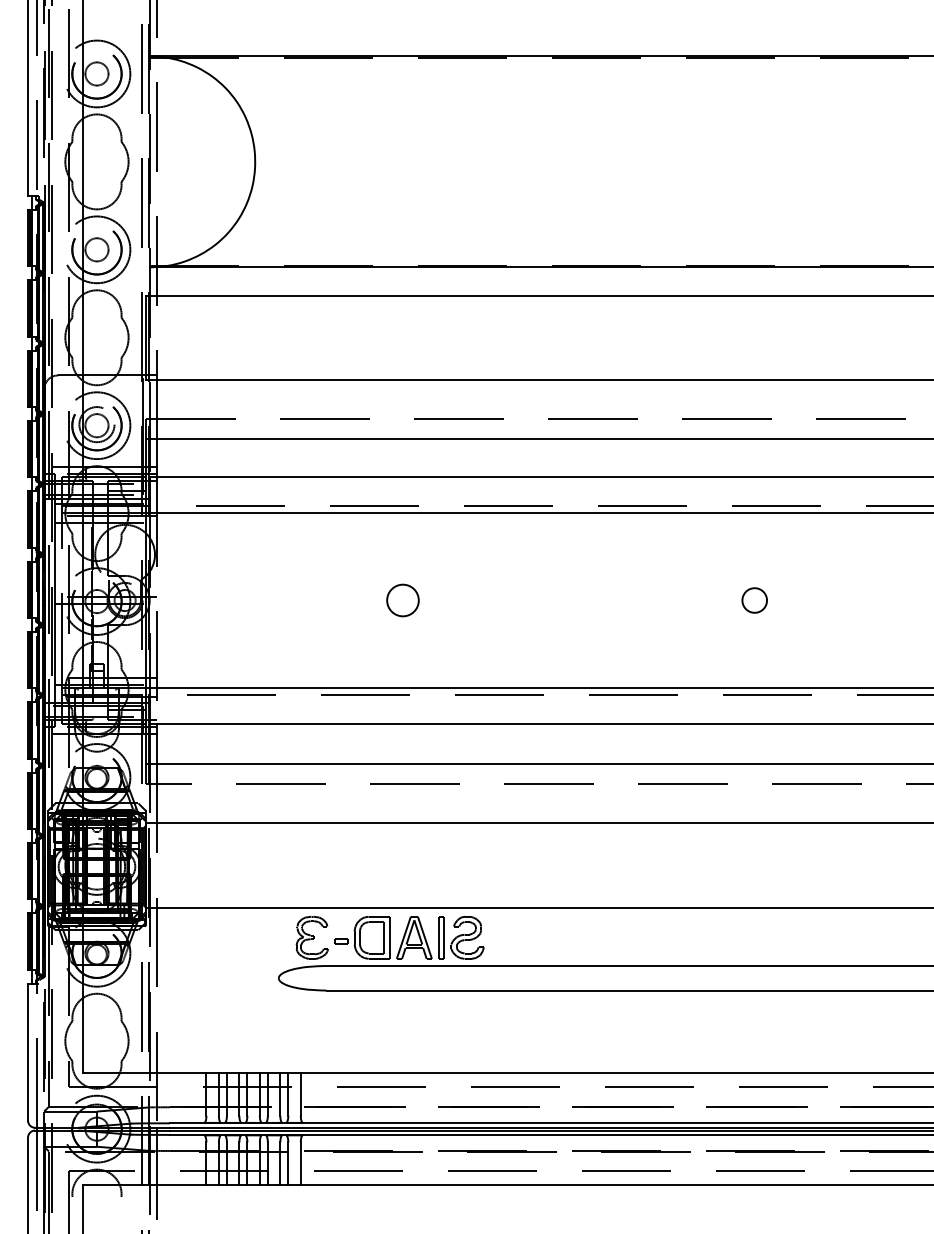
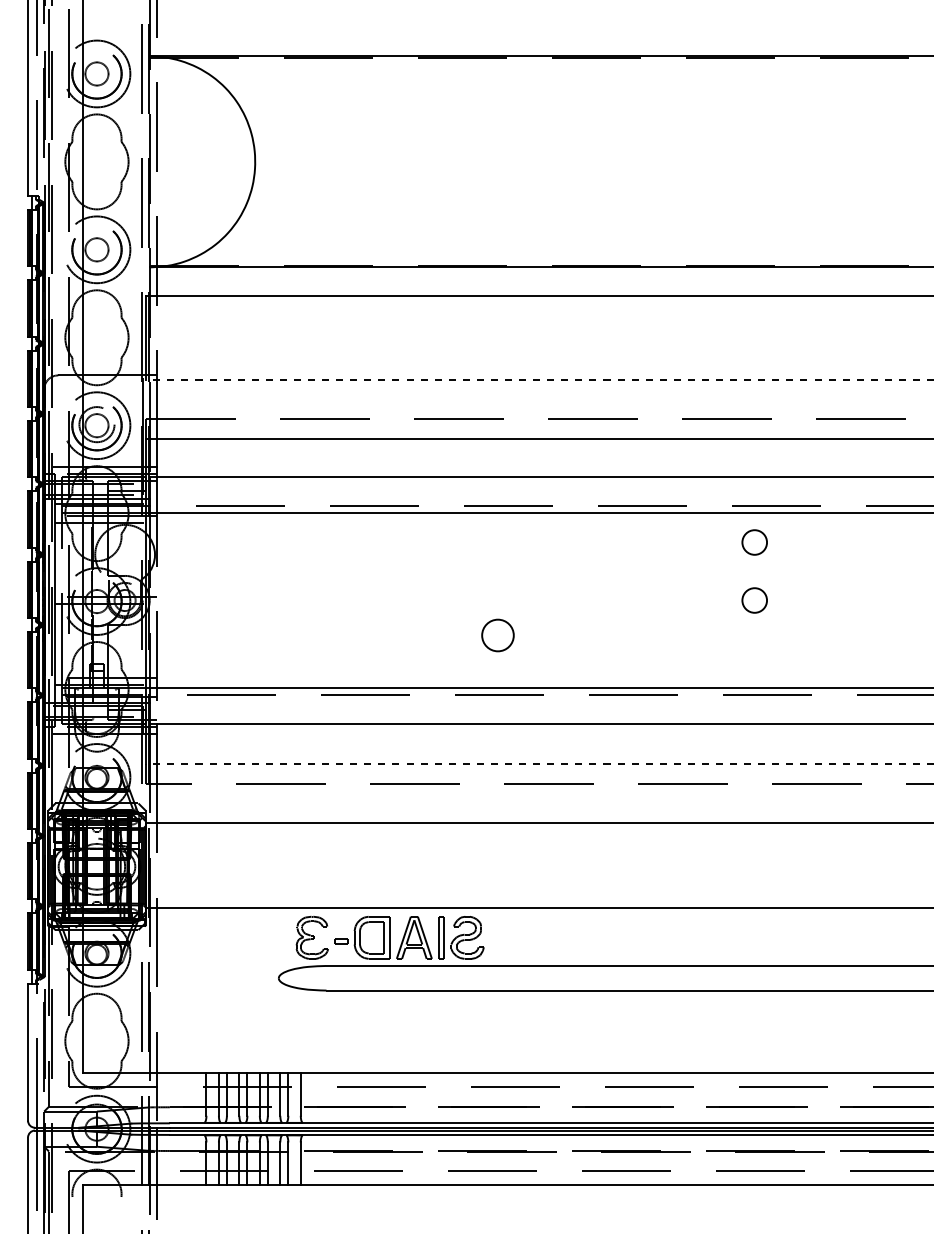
line: solid -> dashed (540, 379)
circle: none -> present (754, 542)
circle position: (402, 600) -> (497, 635) (497, 635)
line: solid -> dashed (540, 764)
